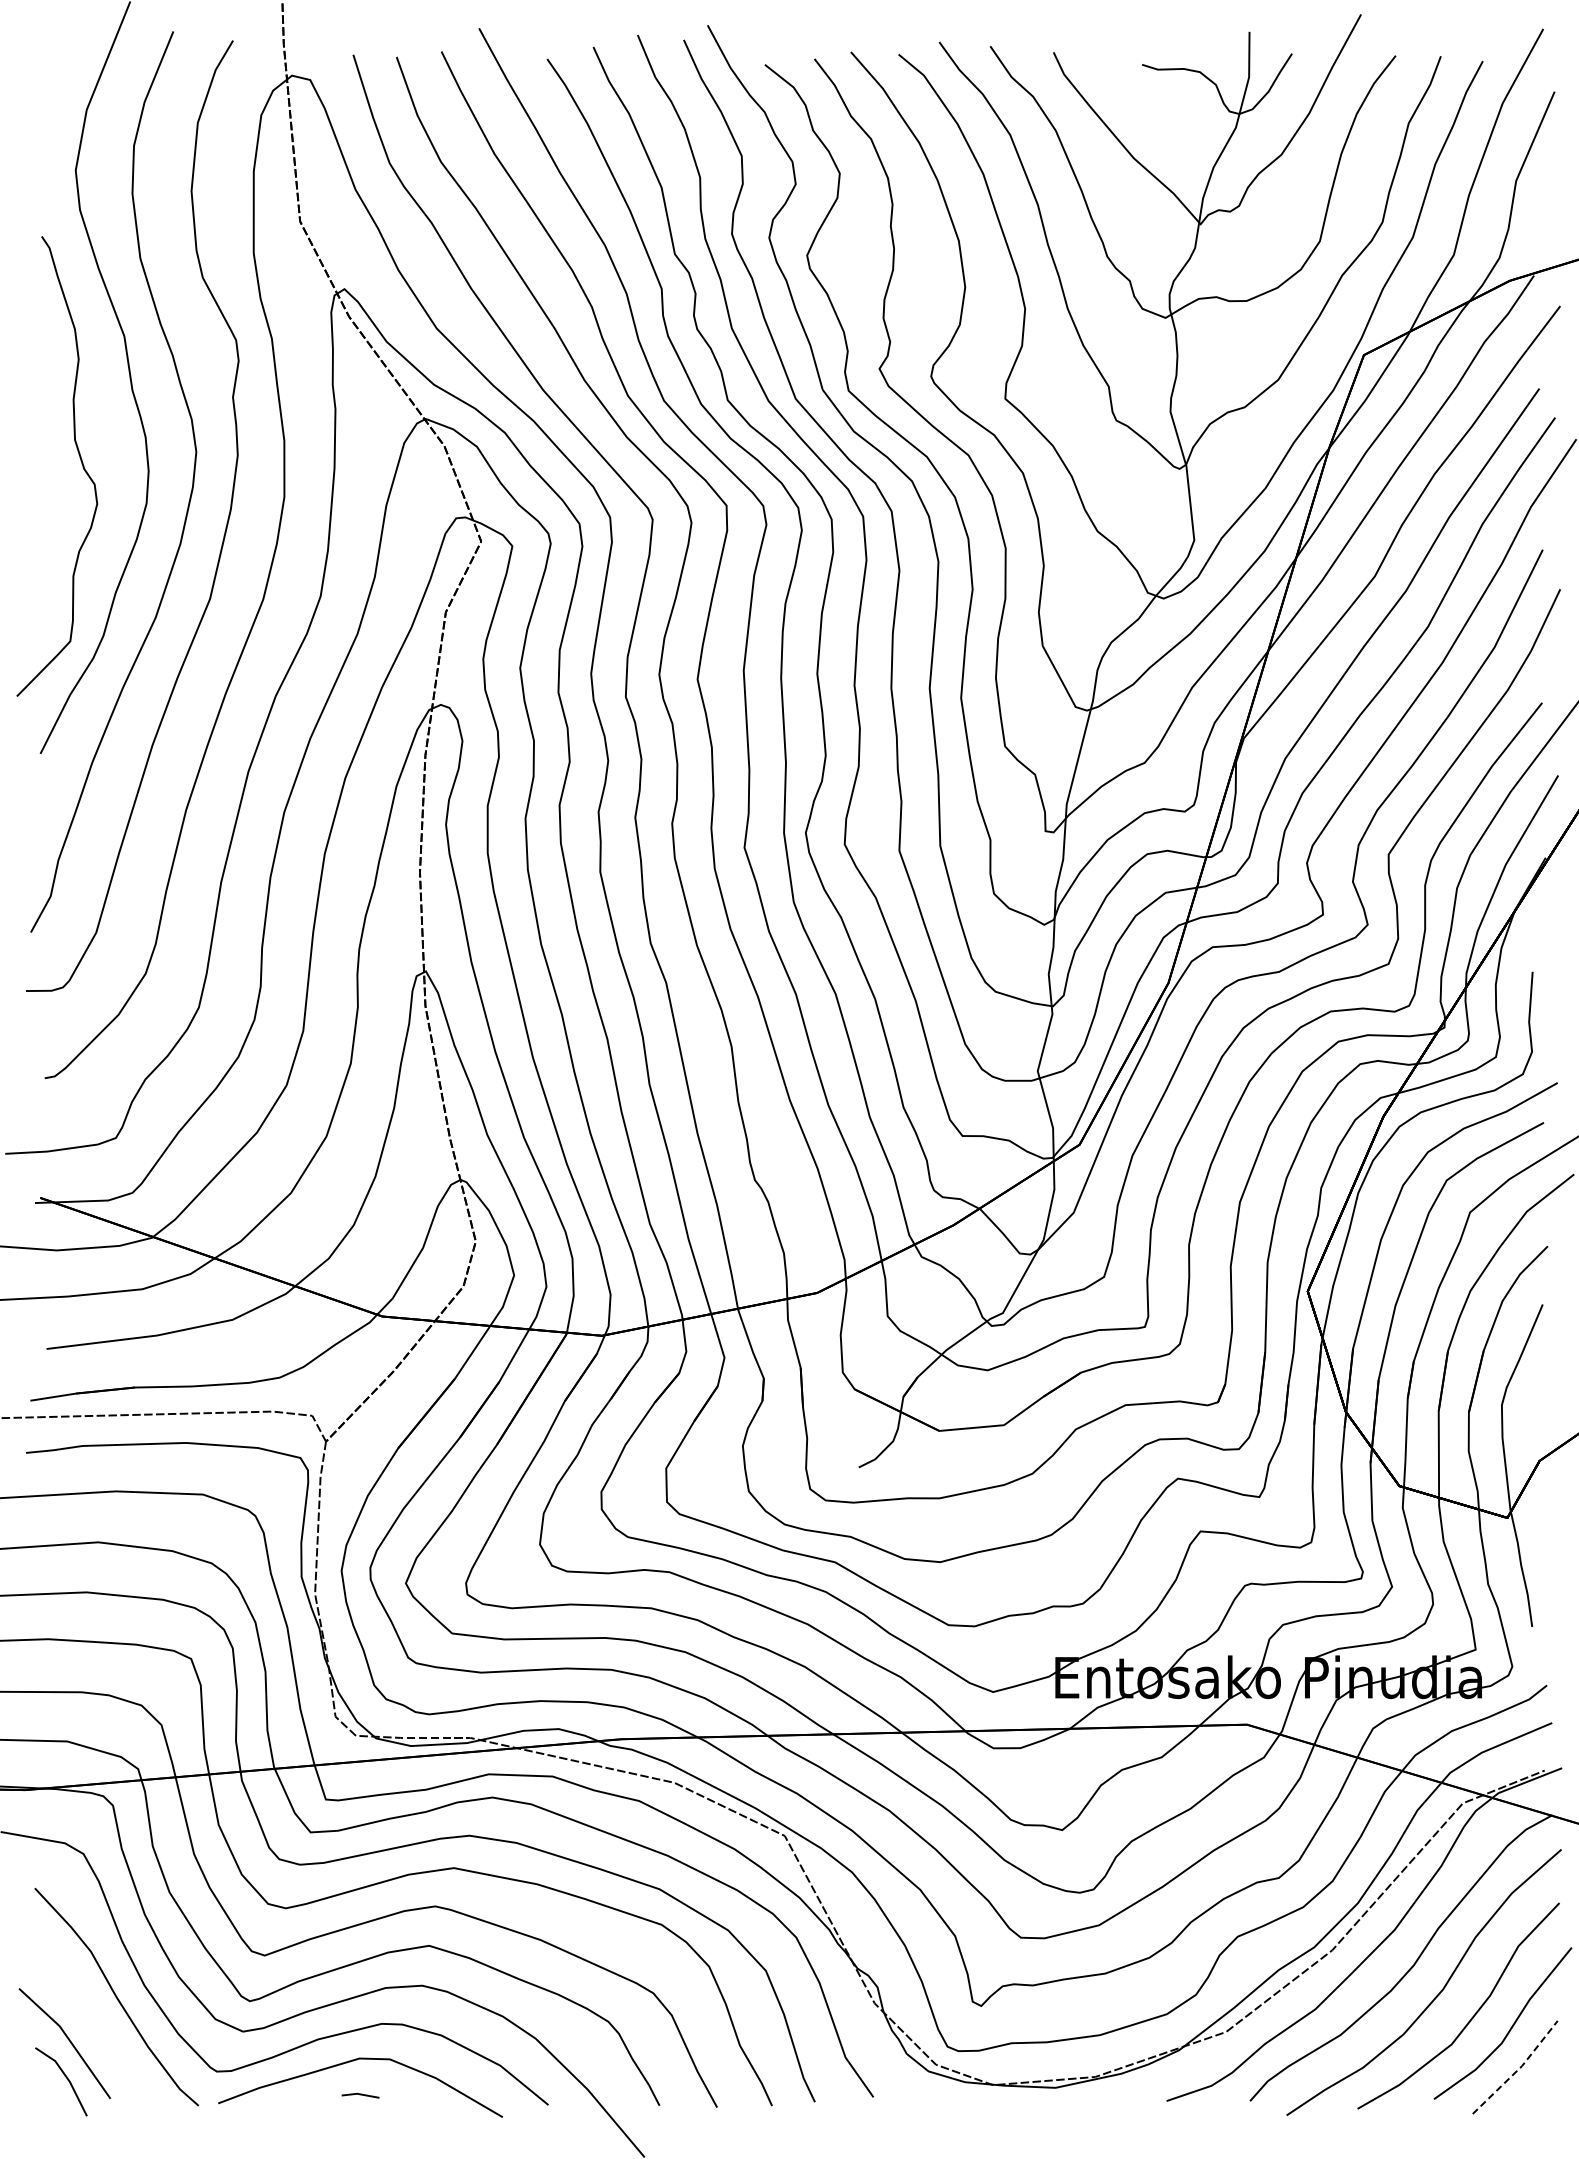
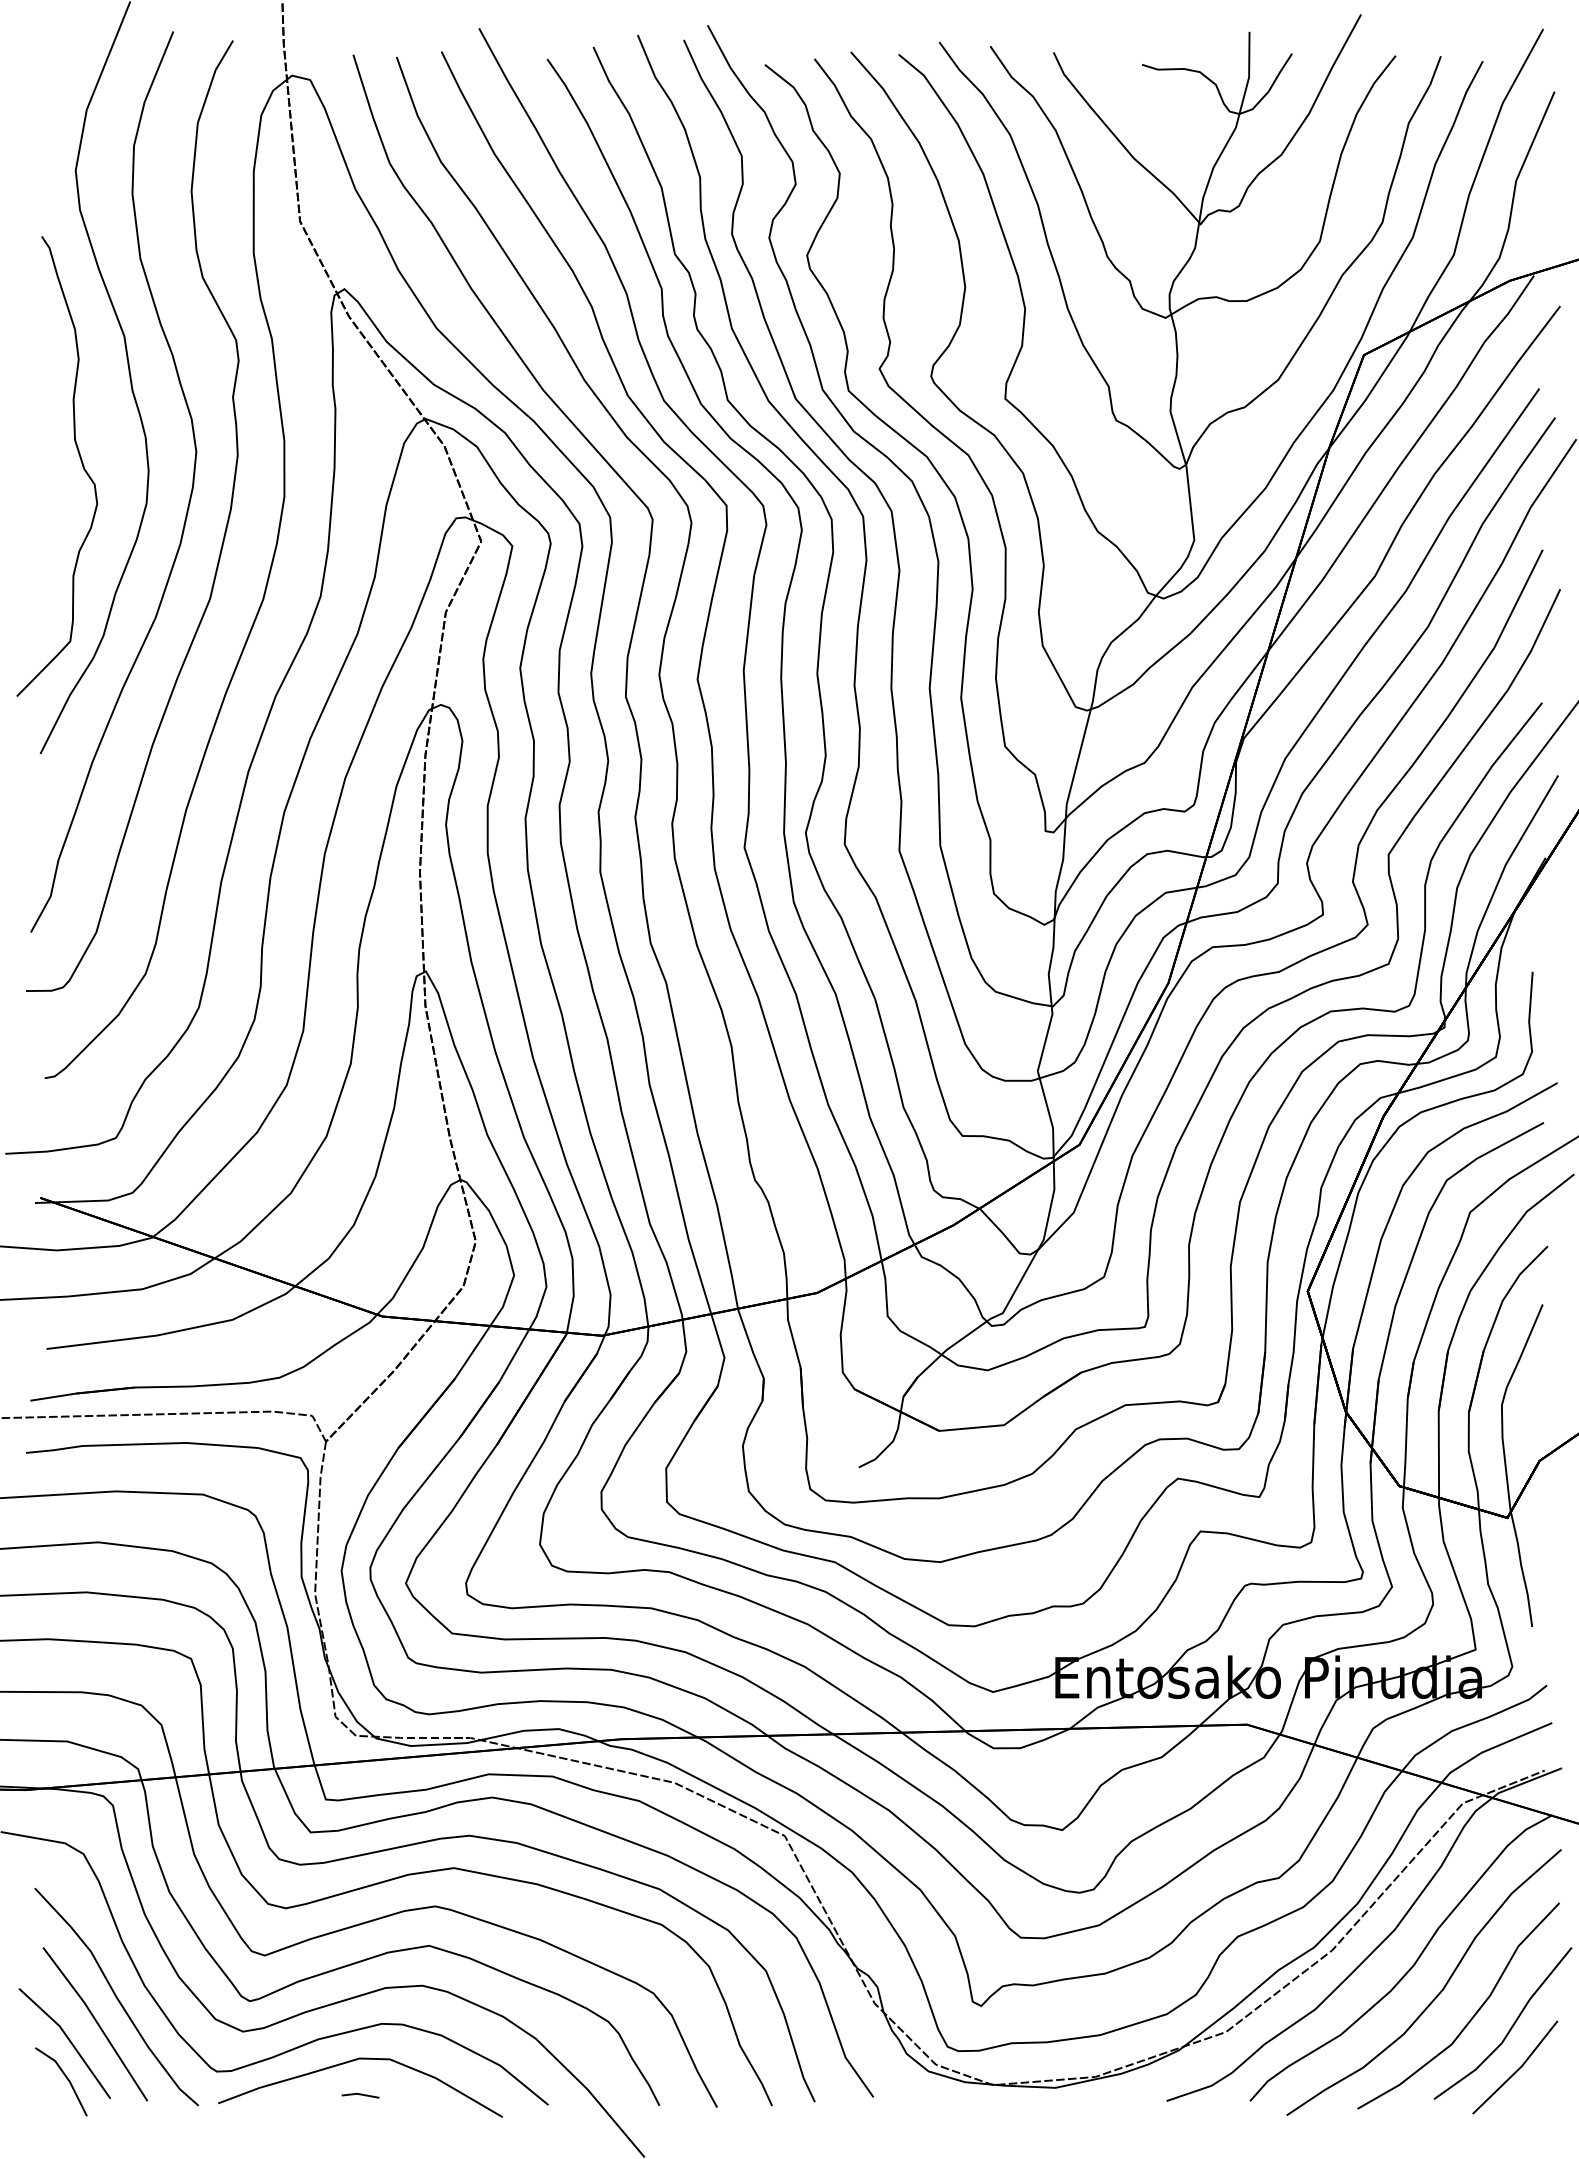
line: none -> present (96, 2023)
line: dashed -> solid (1518, 2069)
